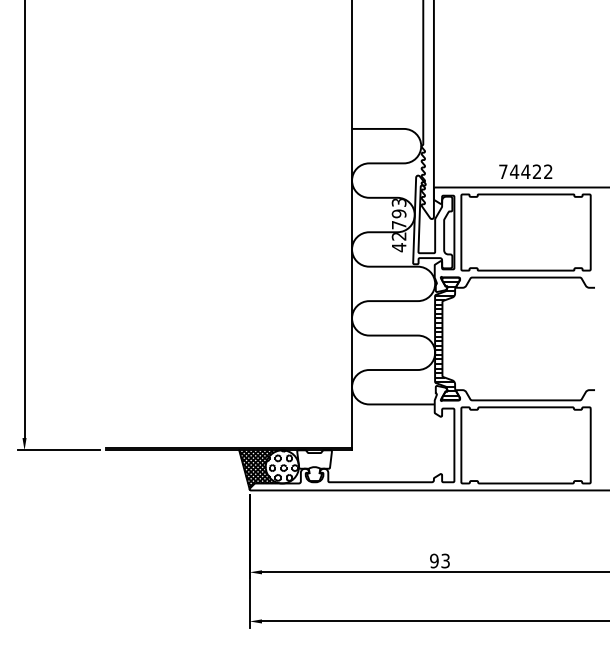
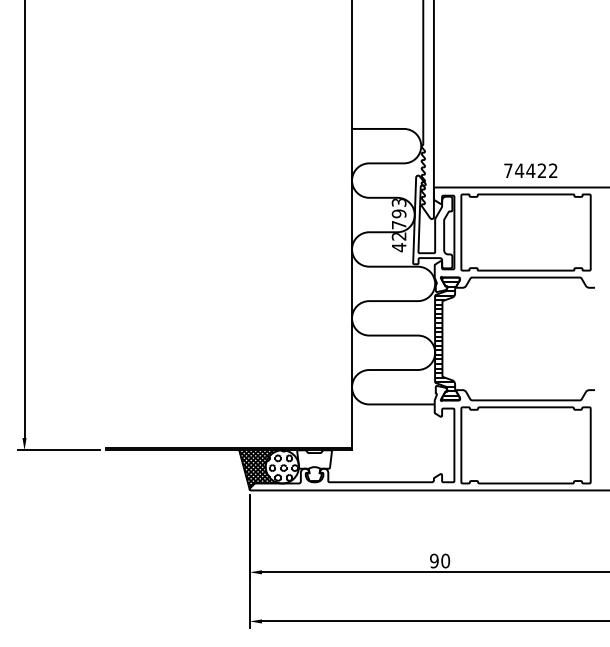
text position: (525, 171) -> (530, 170) (530, 170)
text: 93 -> 90 (445, 560)
